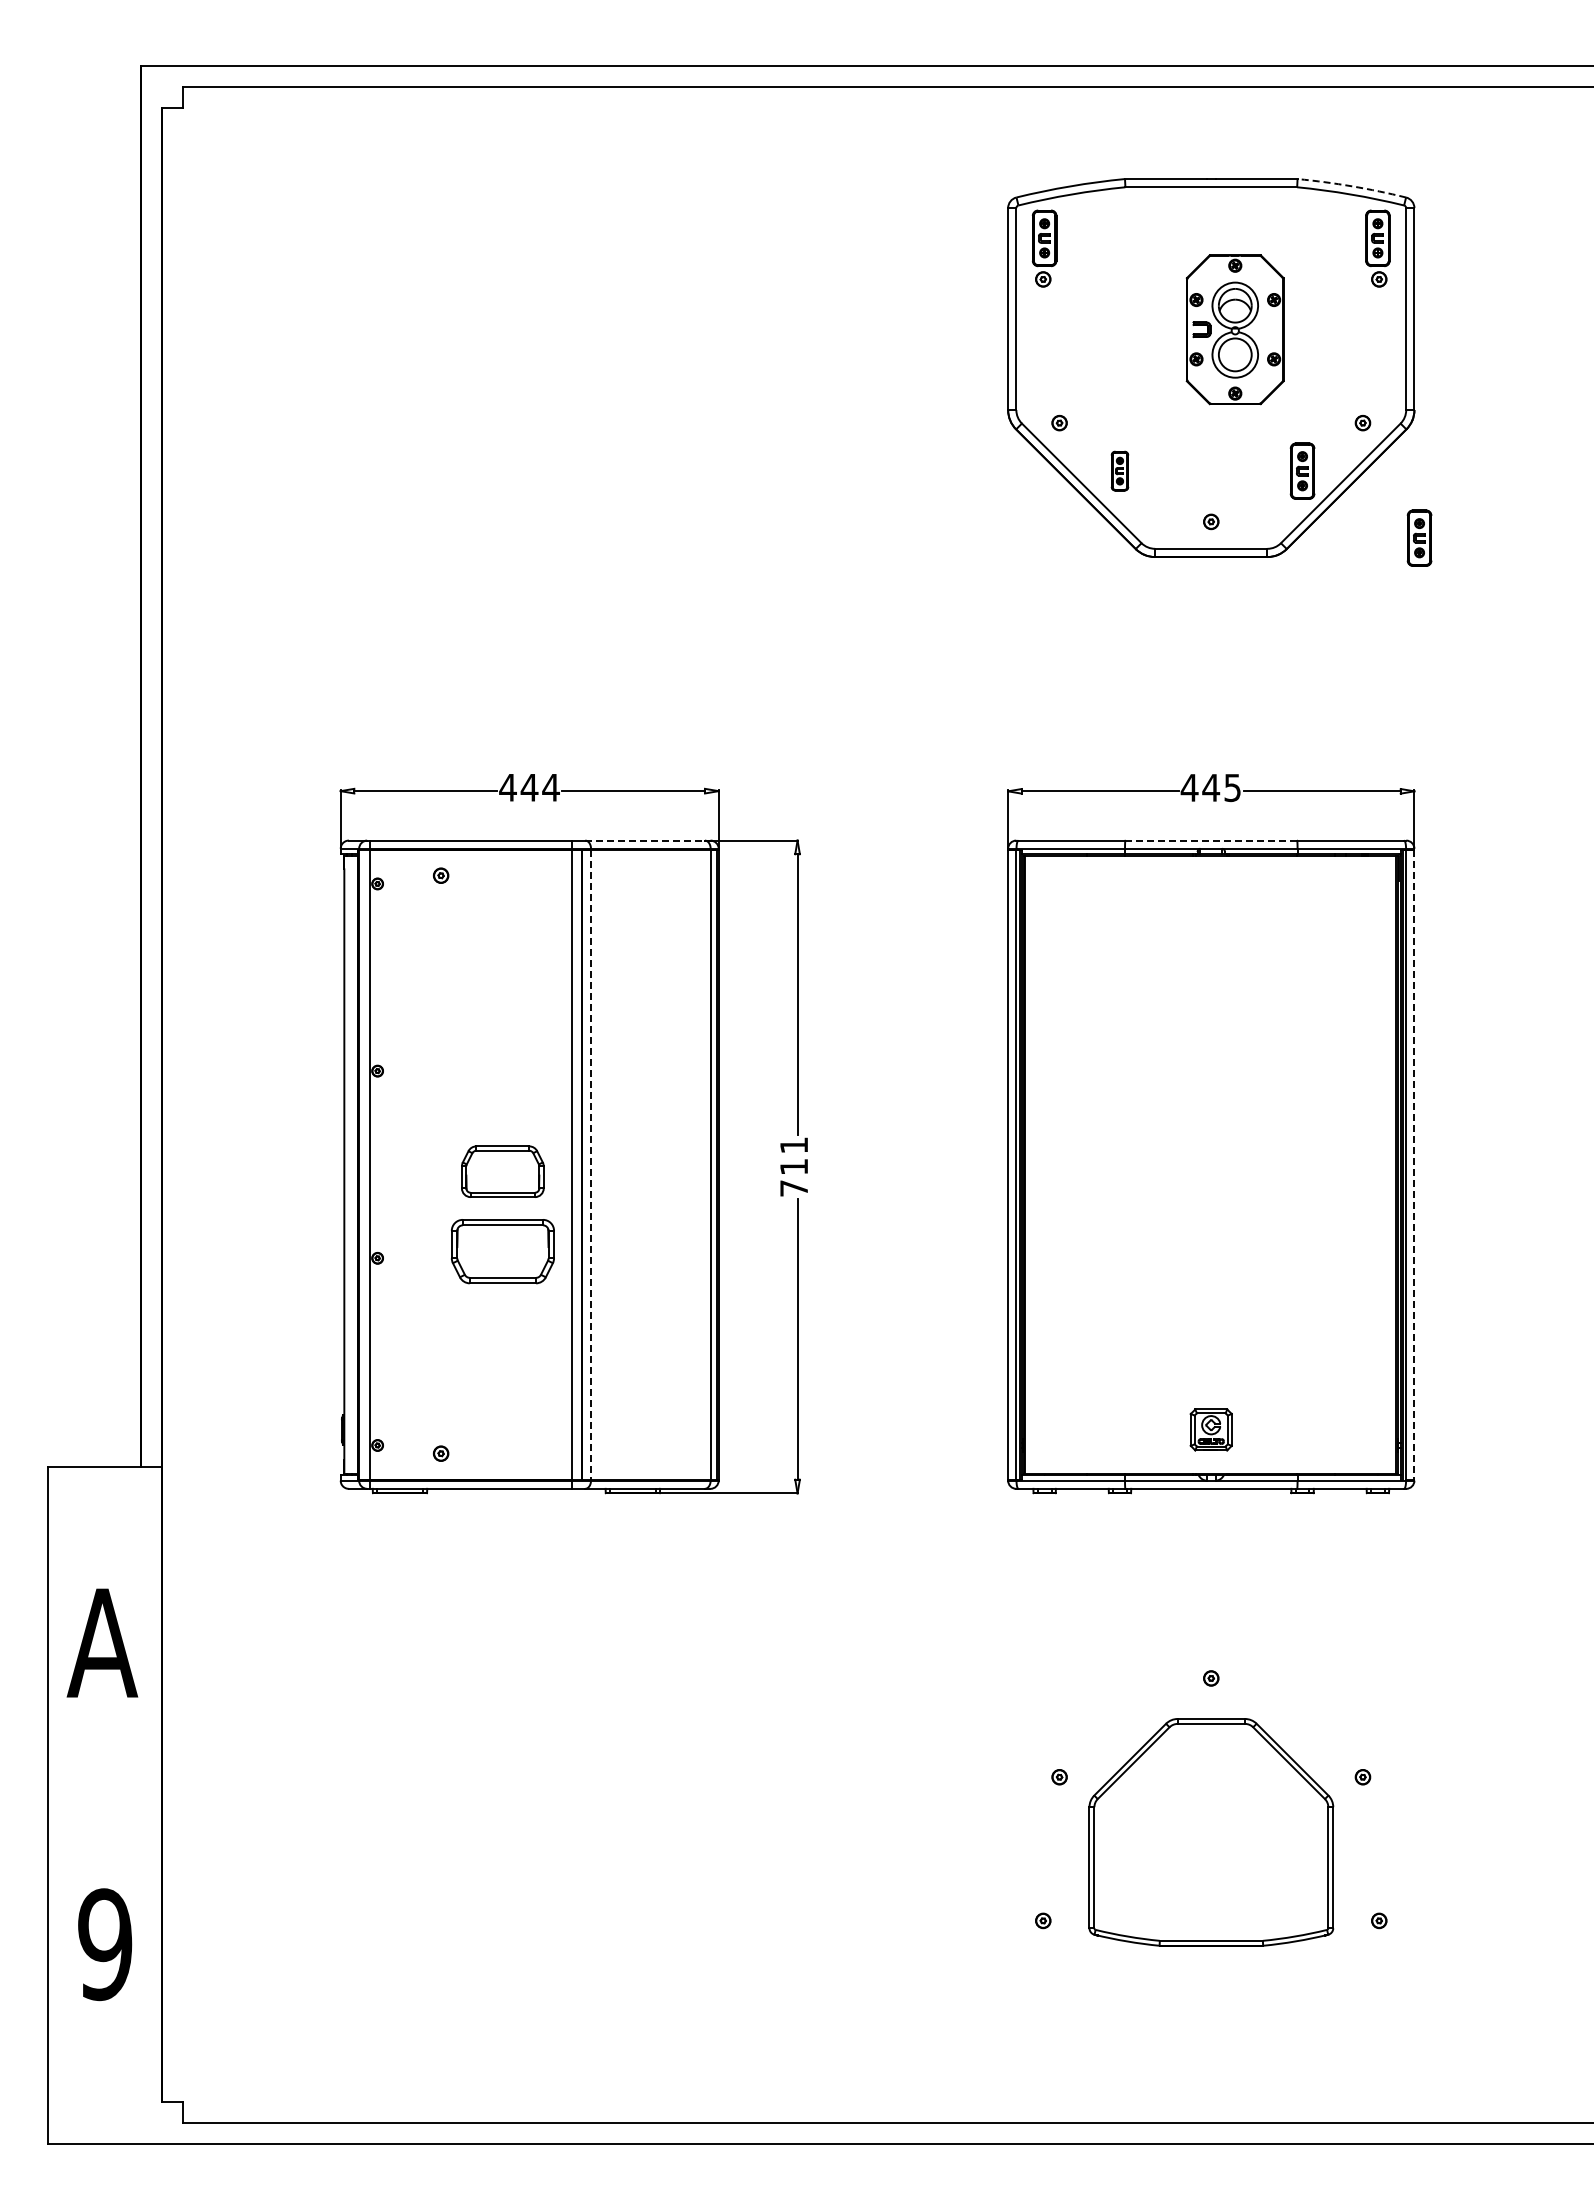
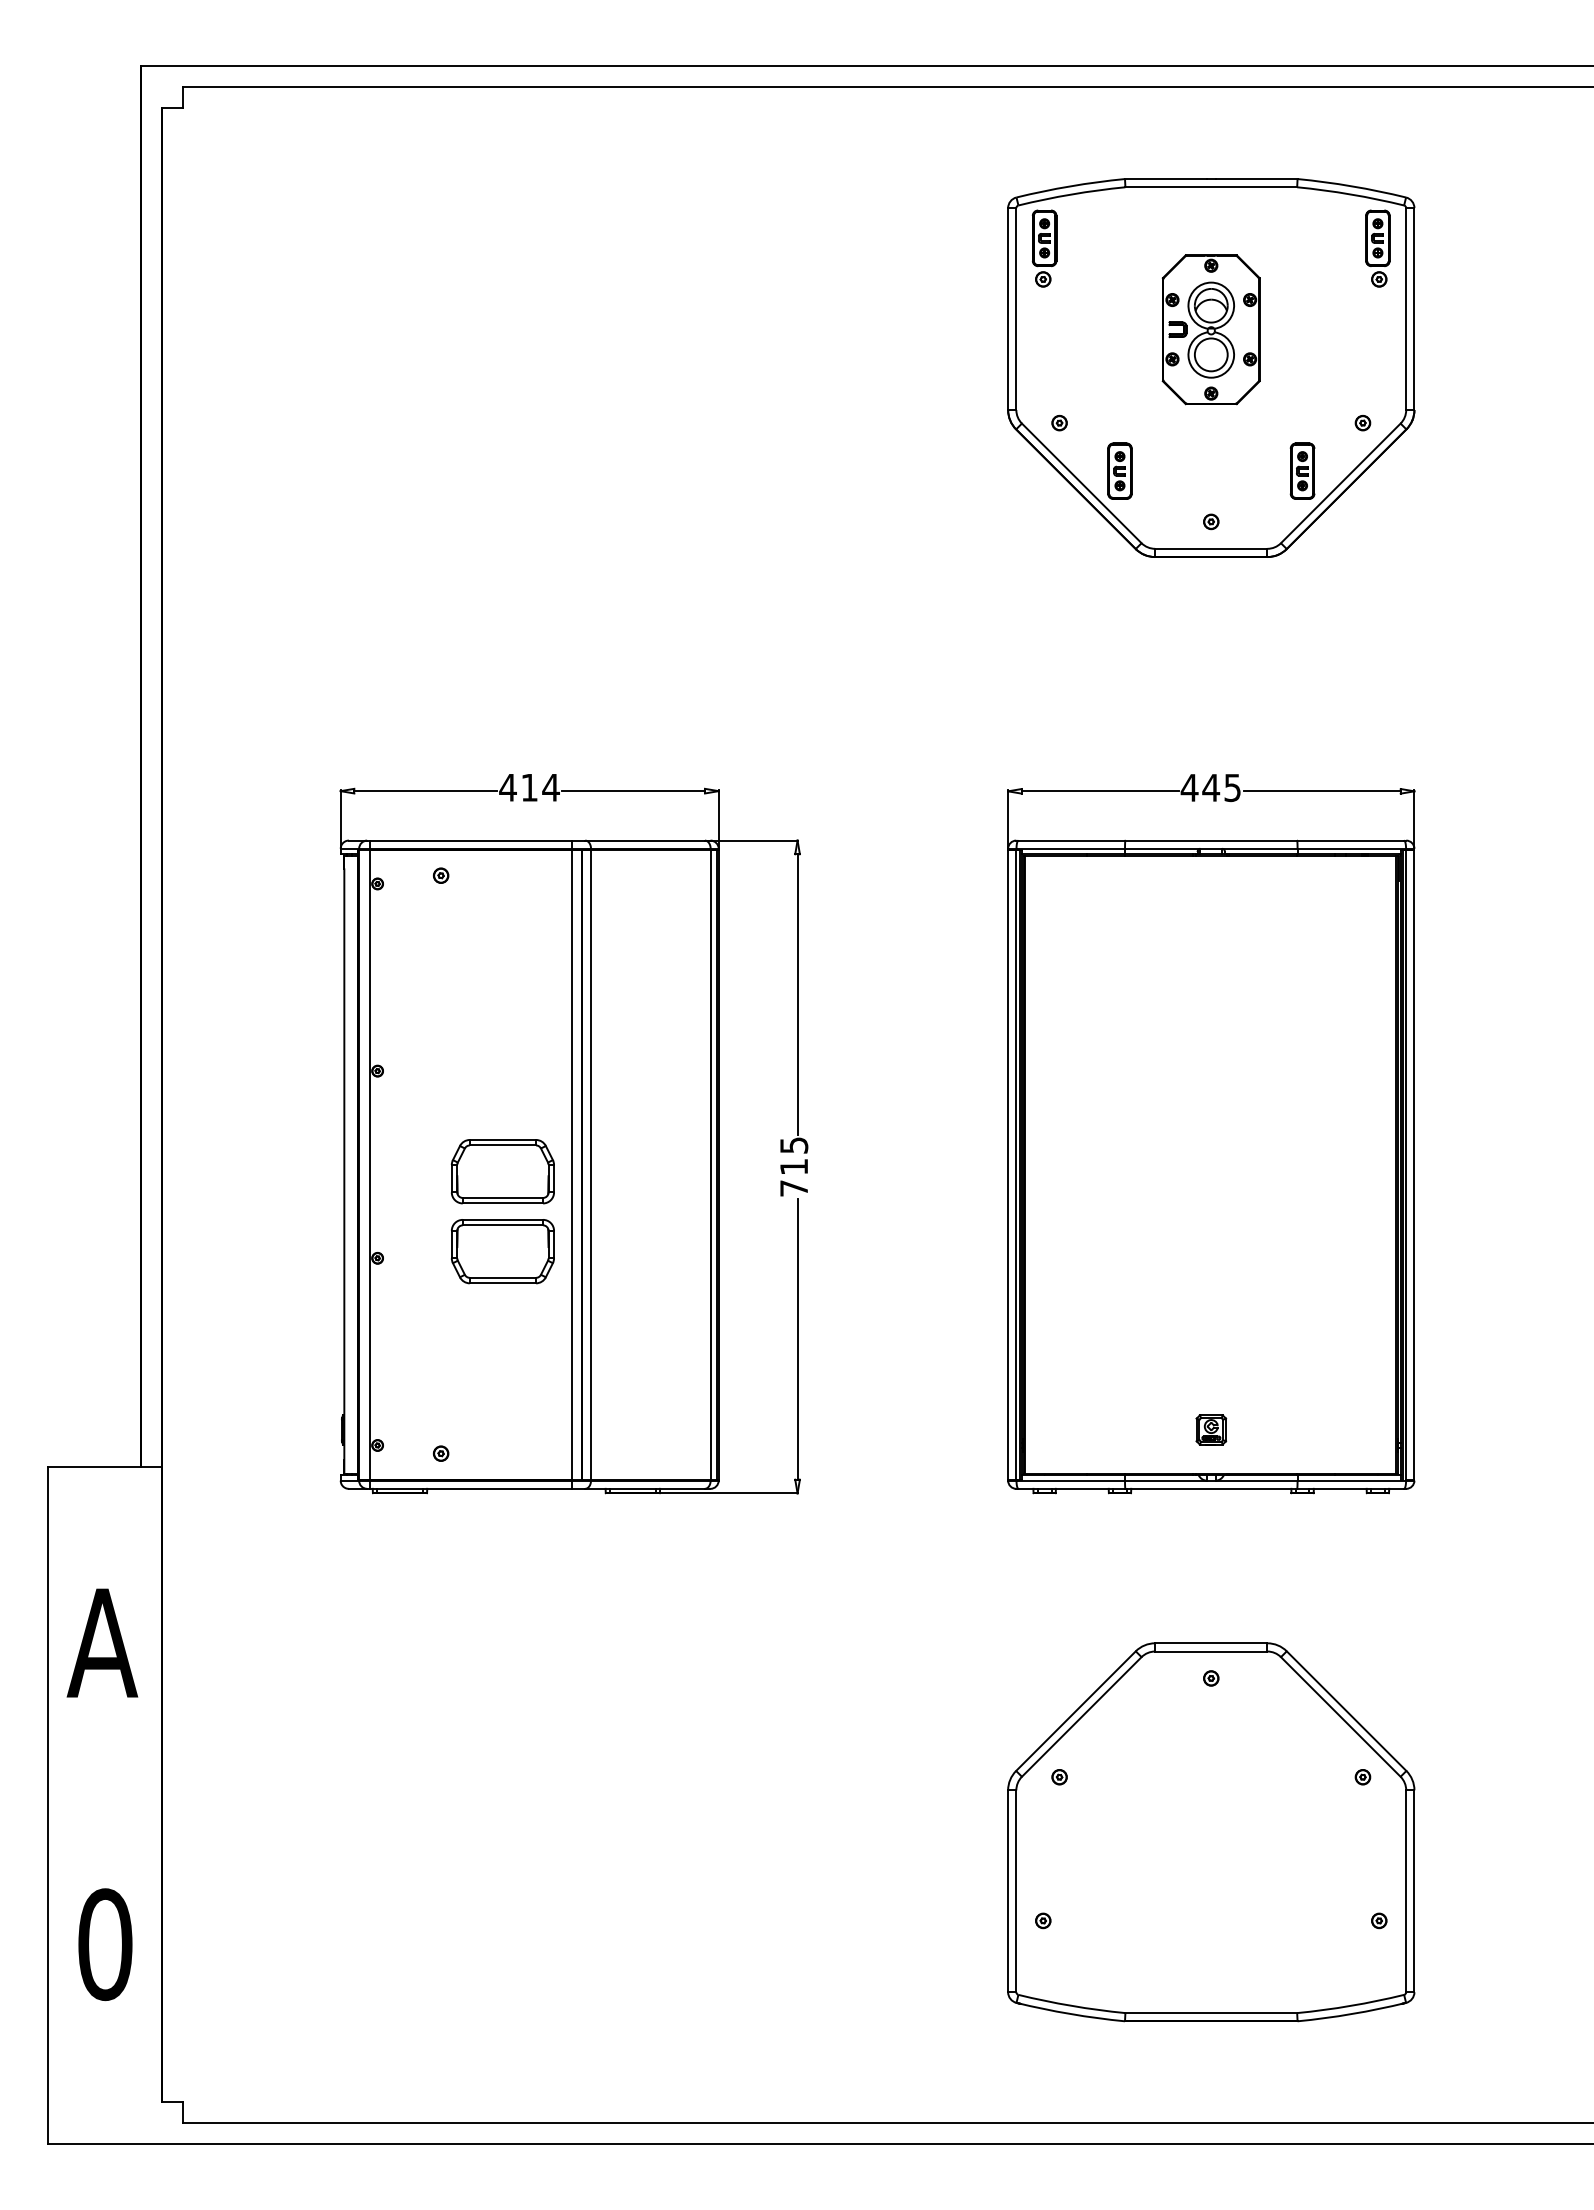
arc: dashed -> solid (1352, 186)
part position: (1234, 329) -> (1210, 329) (1210, 329)
part size: 20x42 px -> 26x58 px (1119, 470)
part: present -> none (1419, 537)
text: 444 -> 414 (529, 787)
line: dashed -> solid (645, 840)
line: dashed -> solid (1211, 840)
text: 711 -> 715 (794, 1145)
line: dashed -> solid (591, 1165)
line: dashed -> solid (1414, 1165)
part size: 84x53 px -> 105x66 px (502, 1171)
part size: 44x44 px -> 33x32 px (1211, 1429)
part size: 247x229 px -> 409x381 px (1211, 1832)
text: 9 -> 0 (105, 1944)
